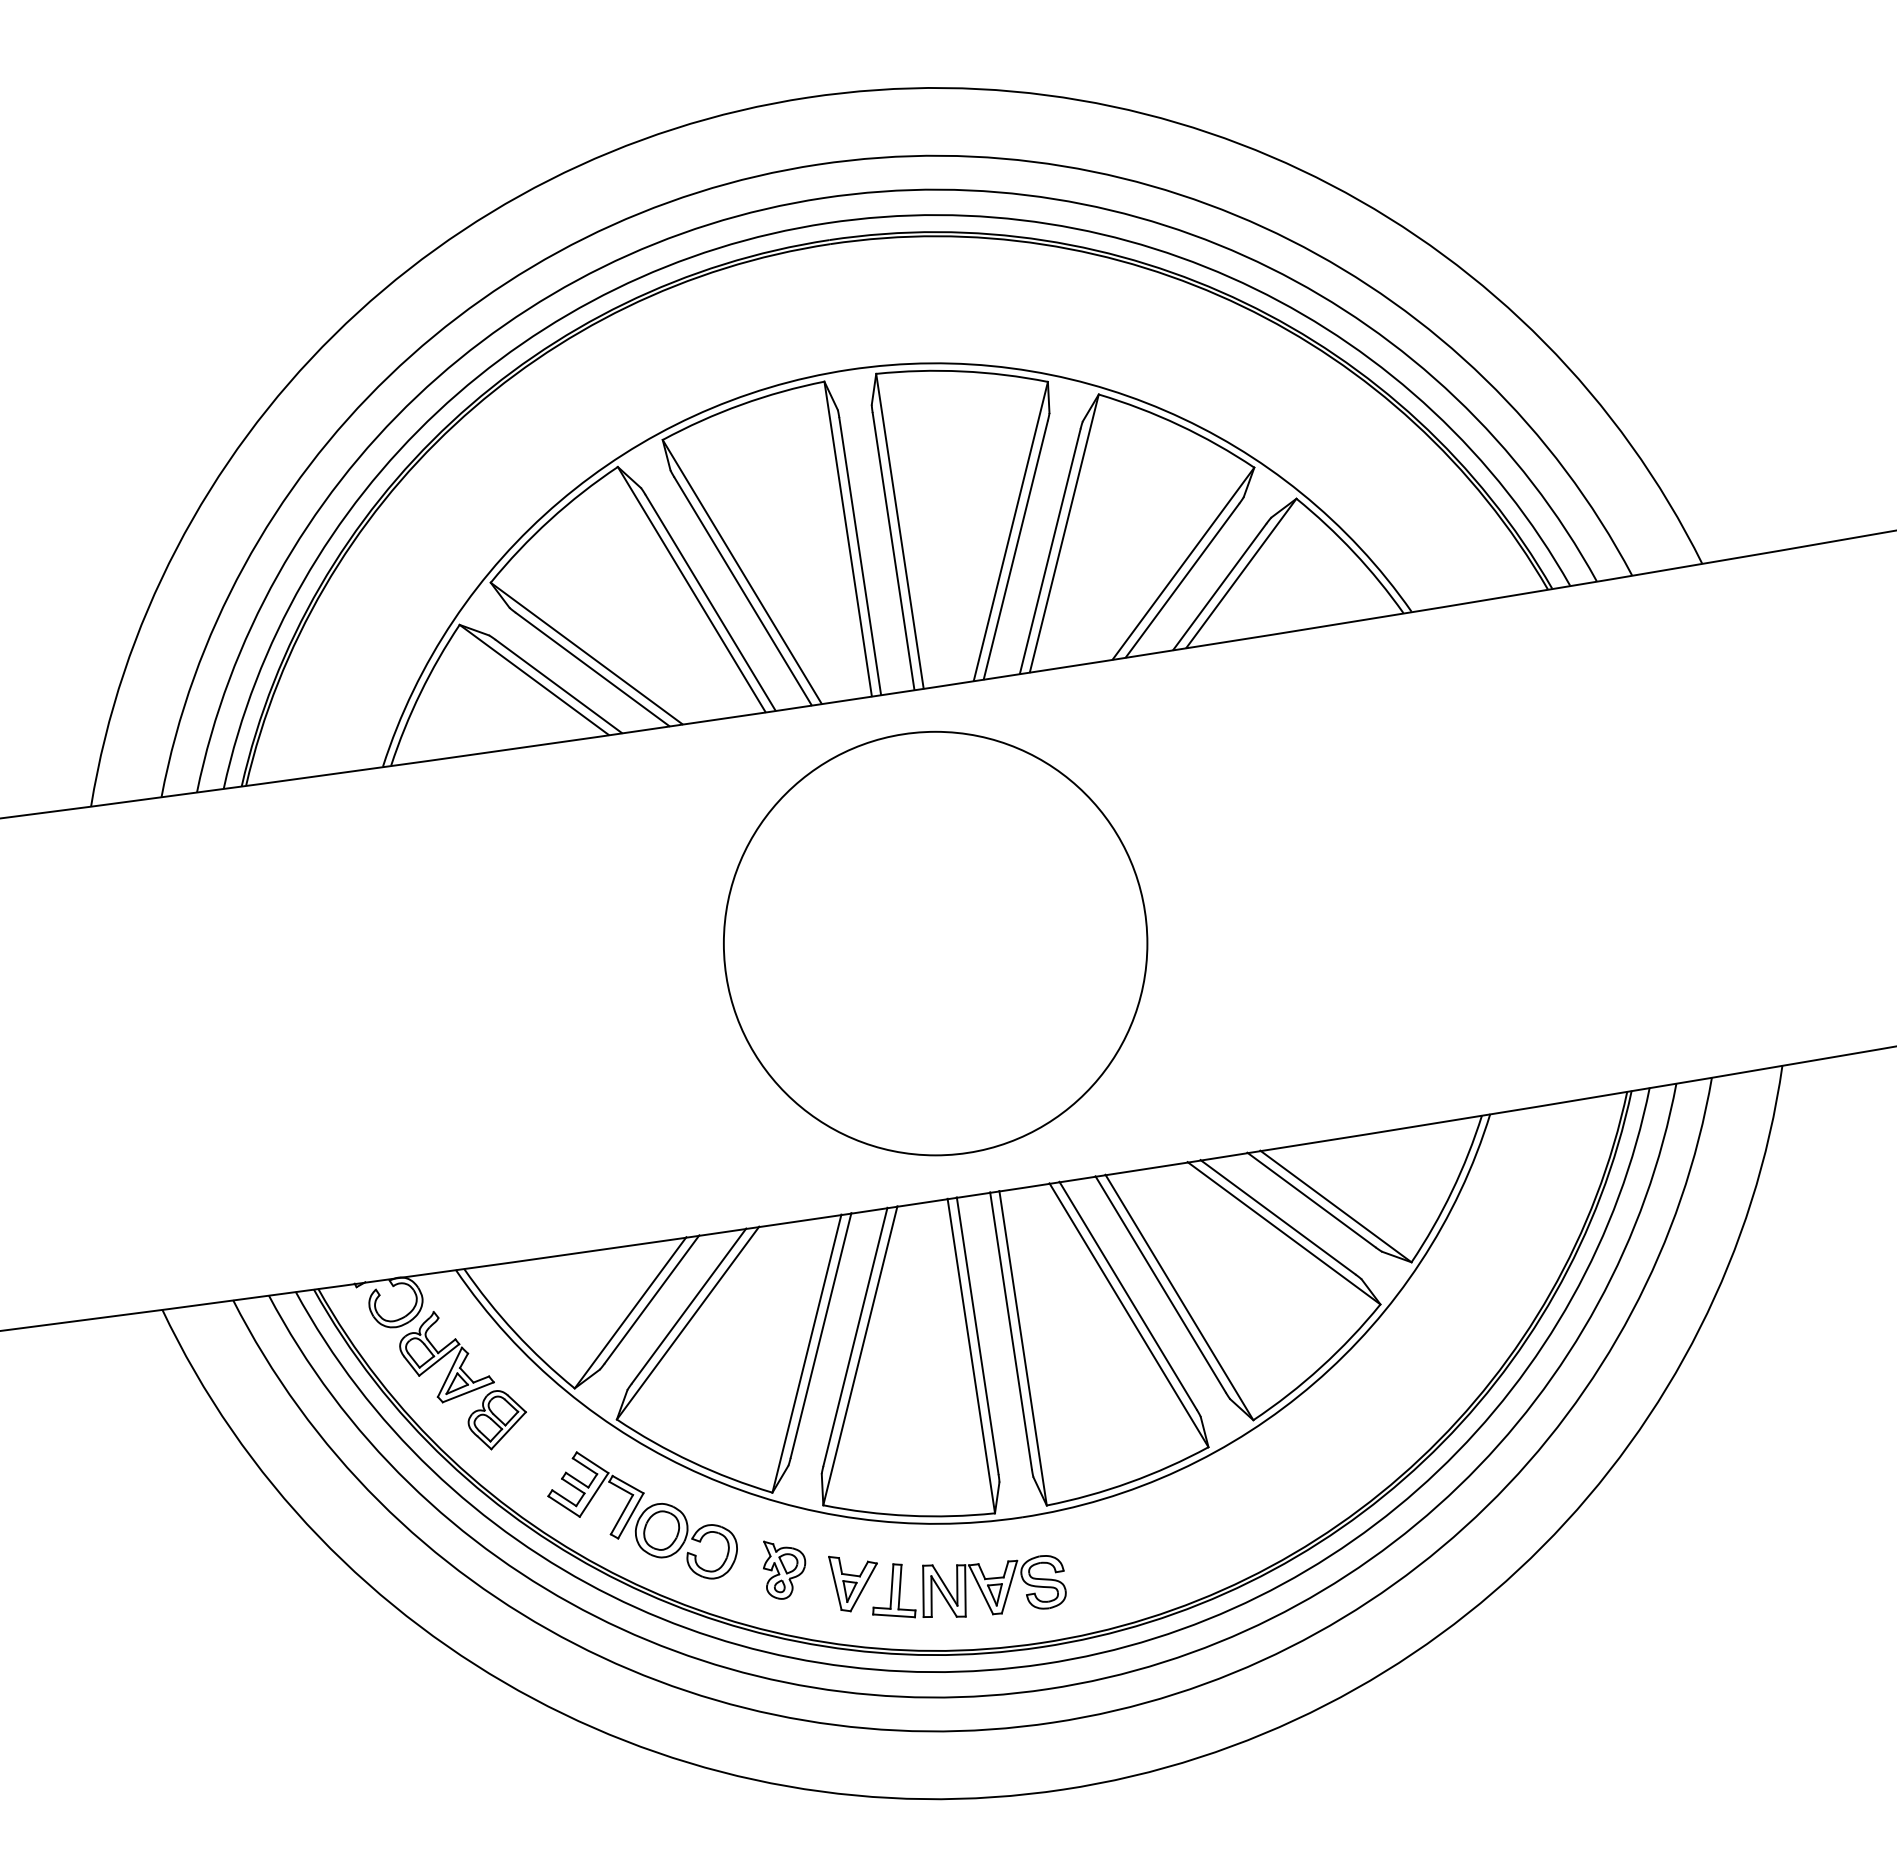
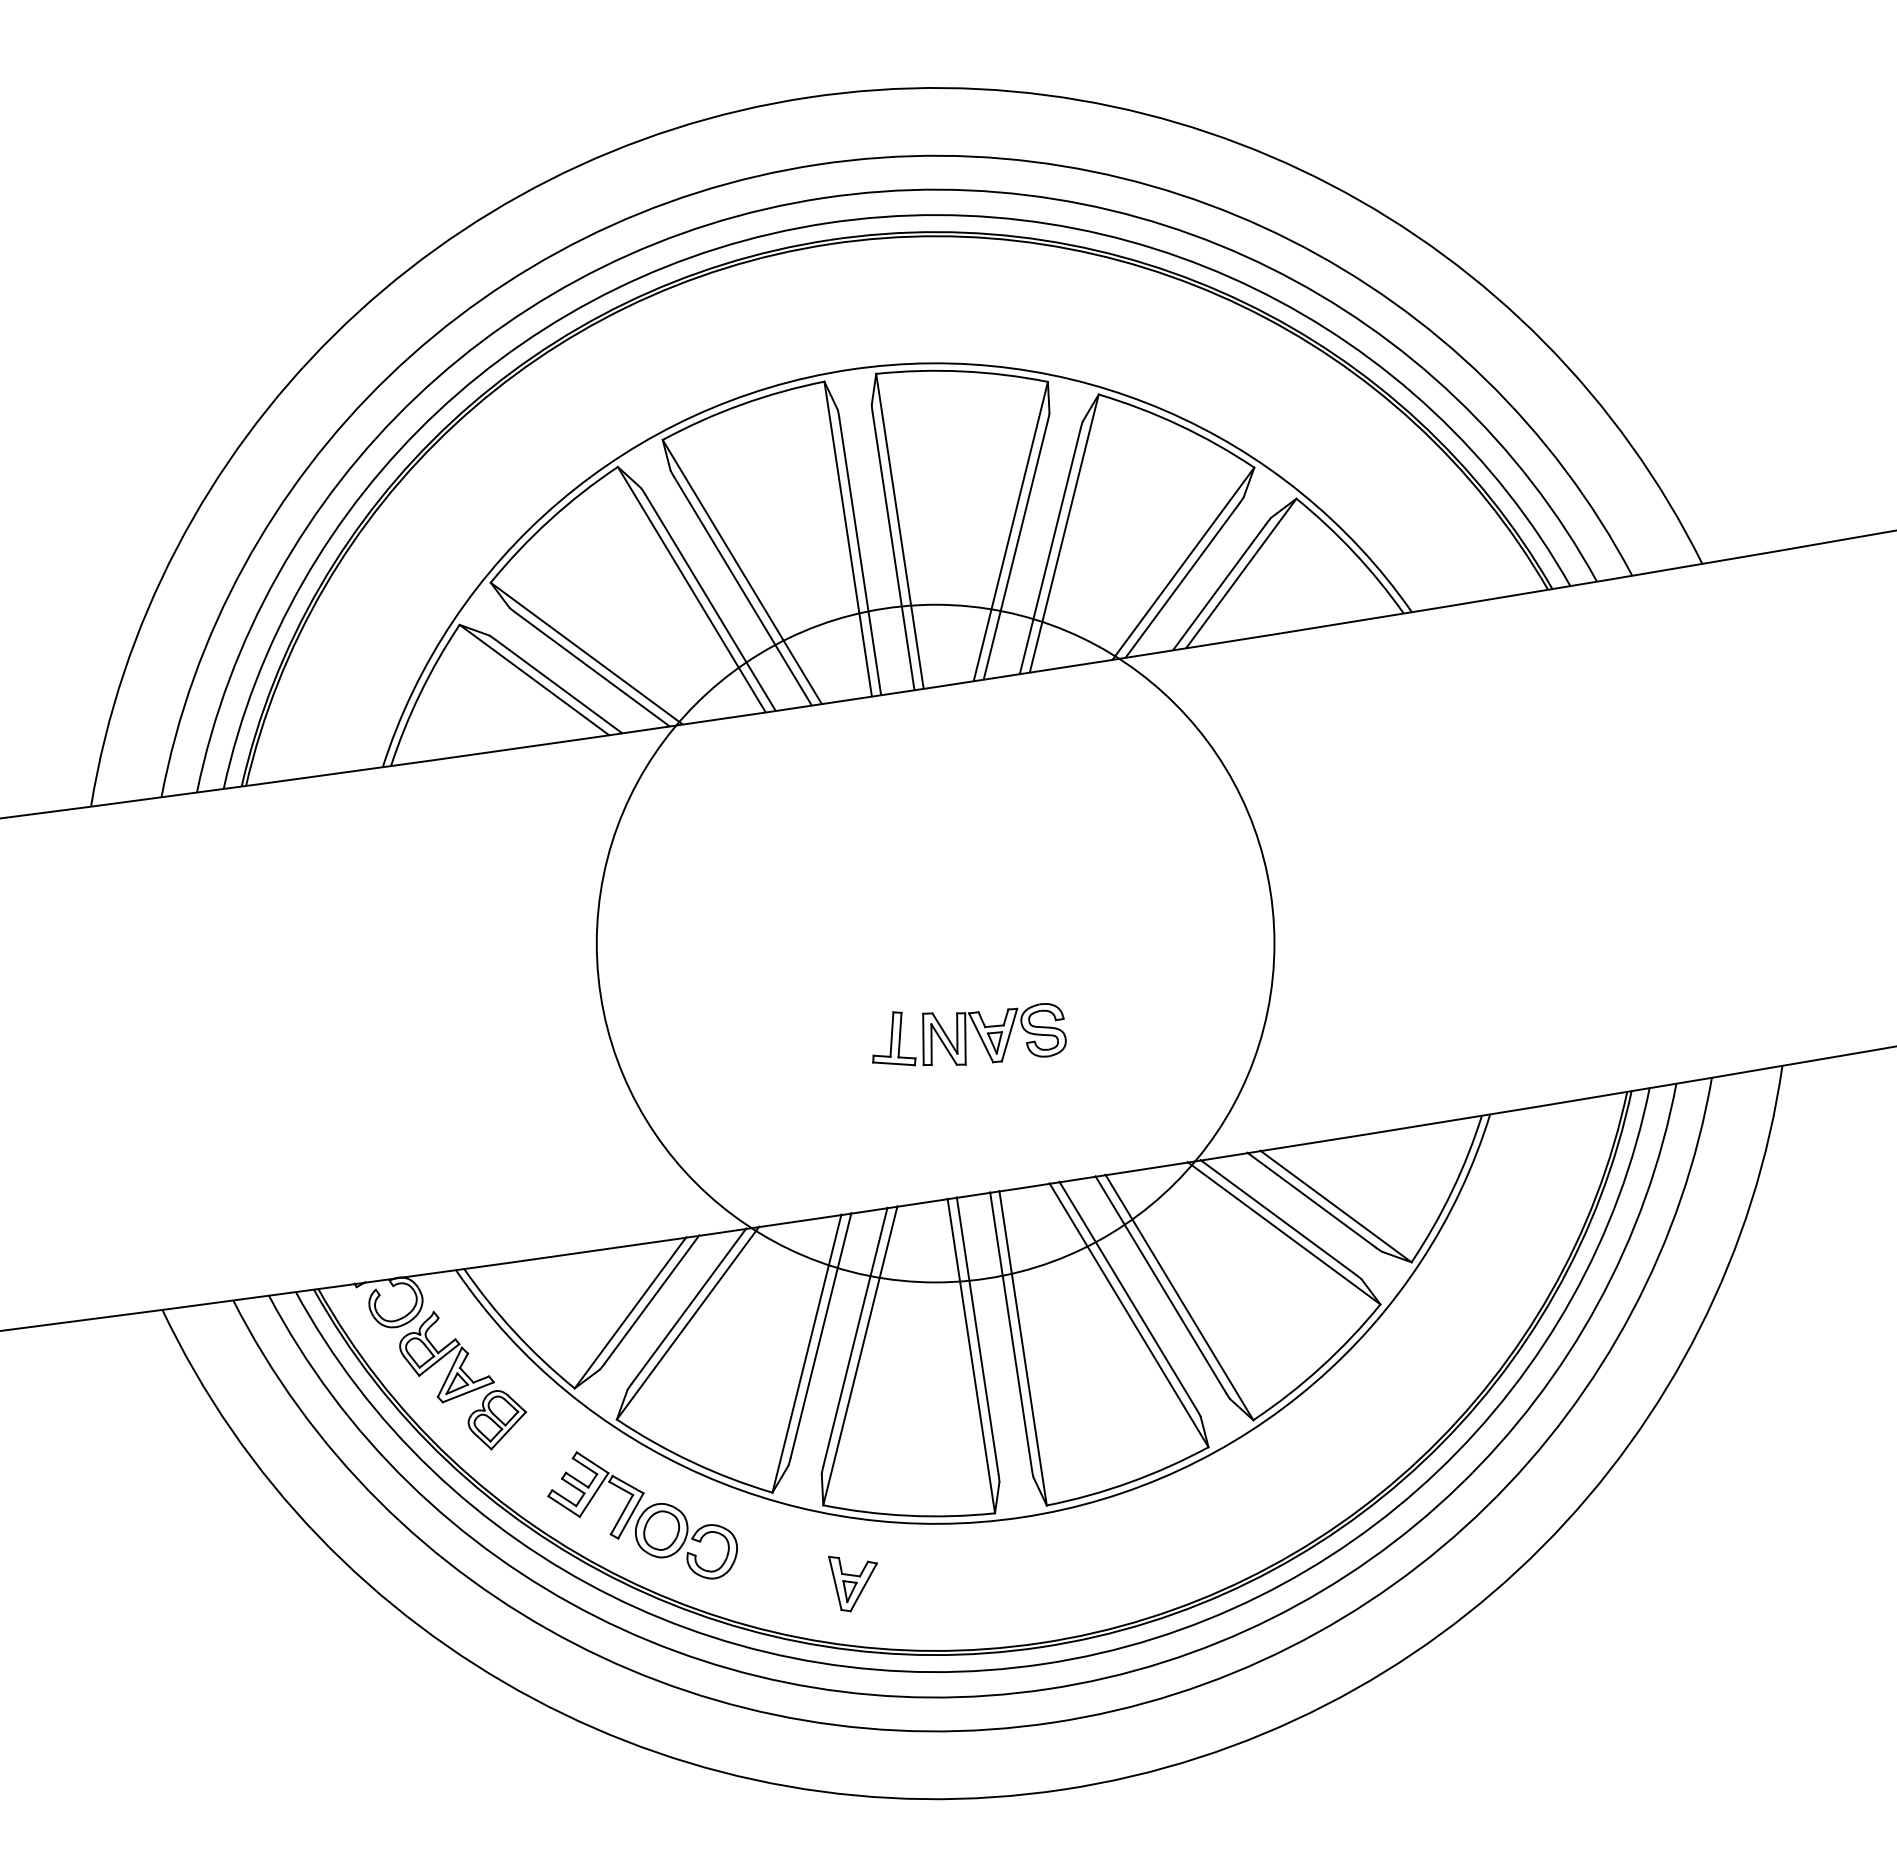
circle diameter: 424 px -> 678 px (935, 943)
part: present -> none (784, 1569)
part position: (969, 1586) -> (969, 1034) (969, 1034)
